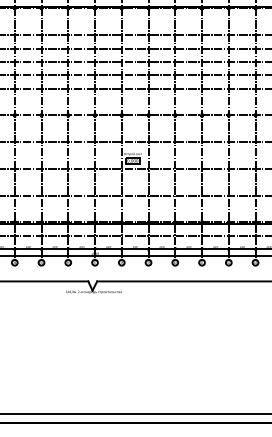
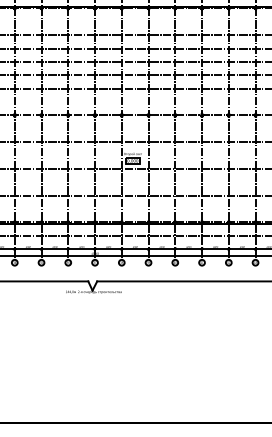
line: present -> none (135, 413)
